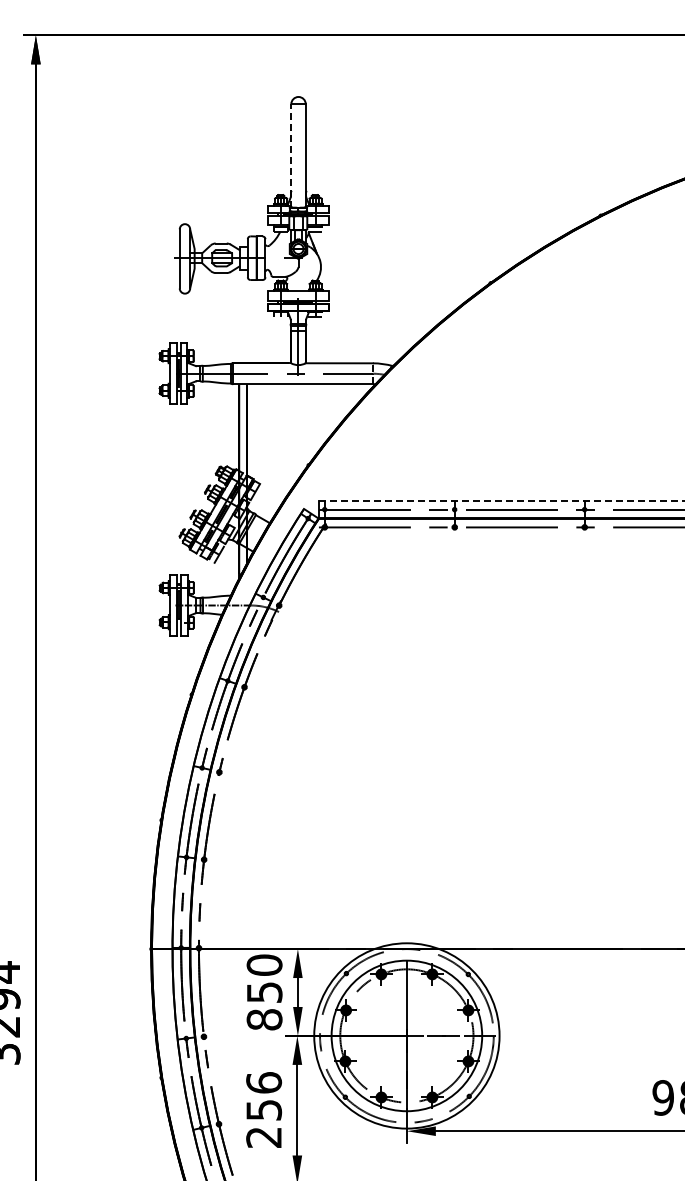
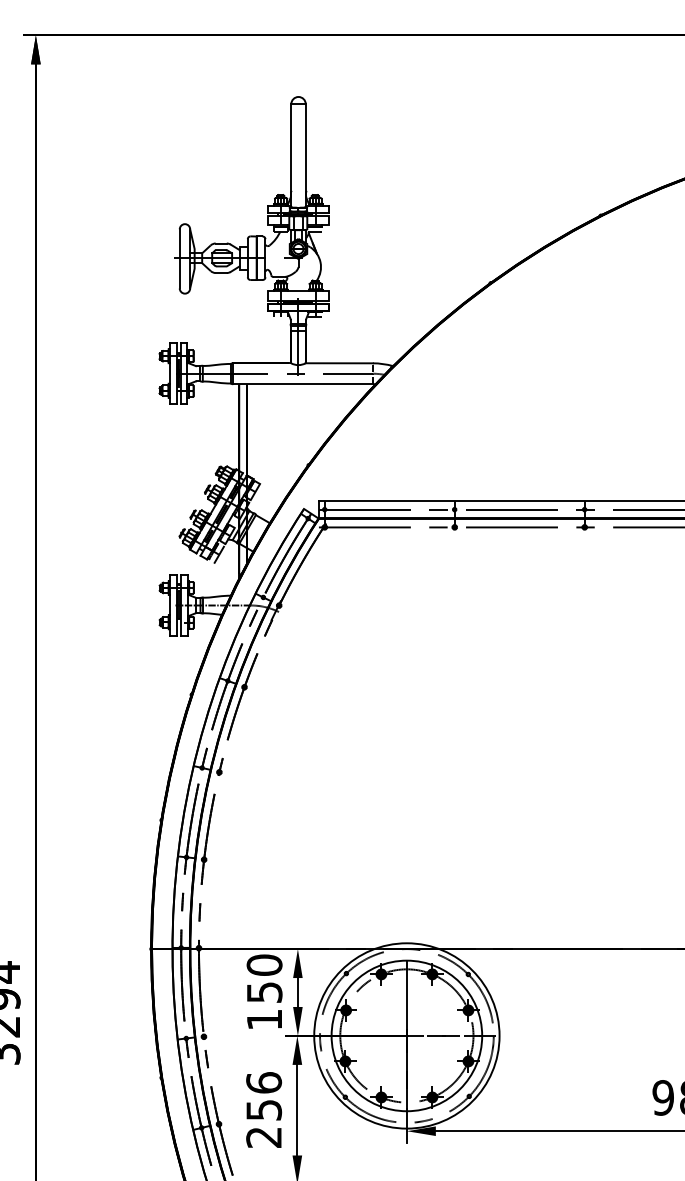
line: dashed -> solid (291, 155)
line: dashed -> solid (501, 500)
text: 850 -> 150 (264, 1019)
